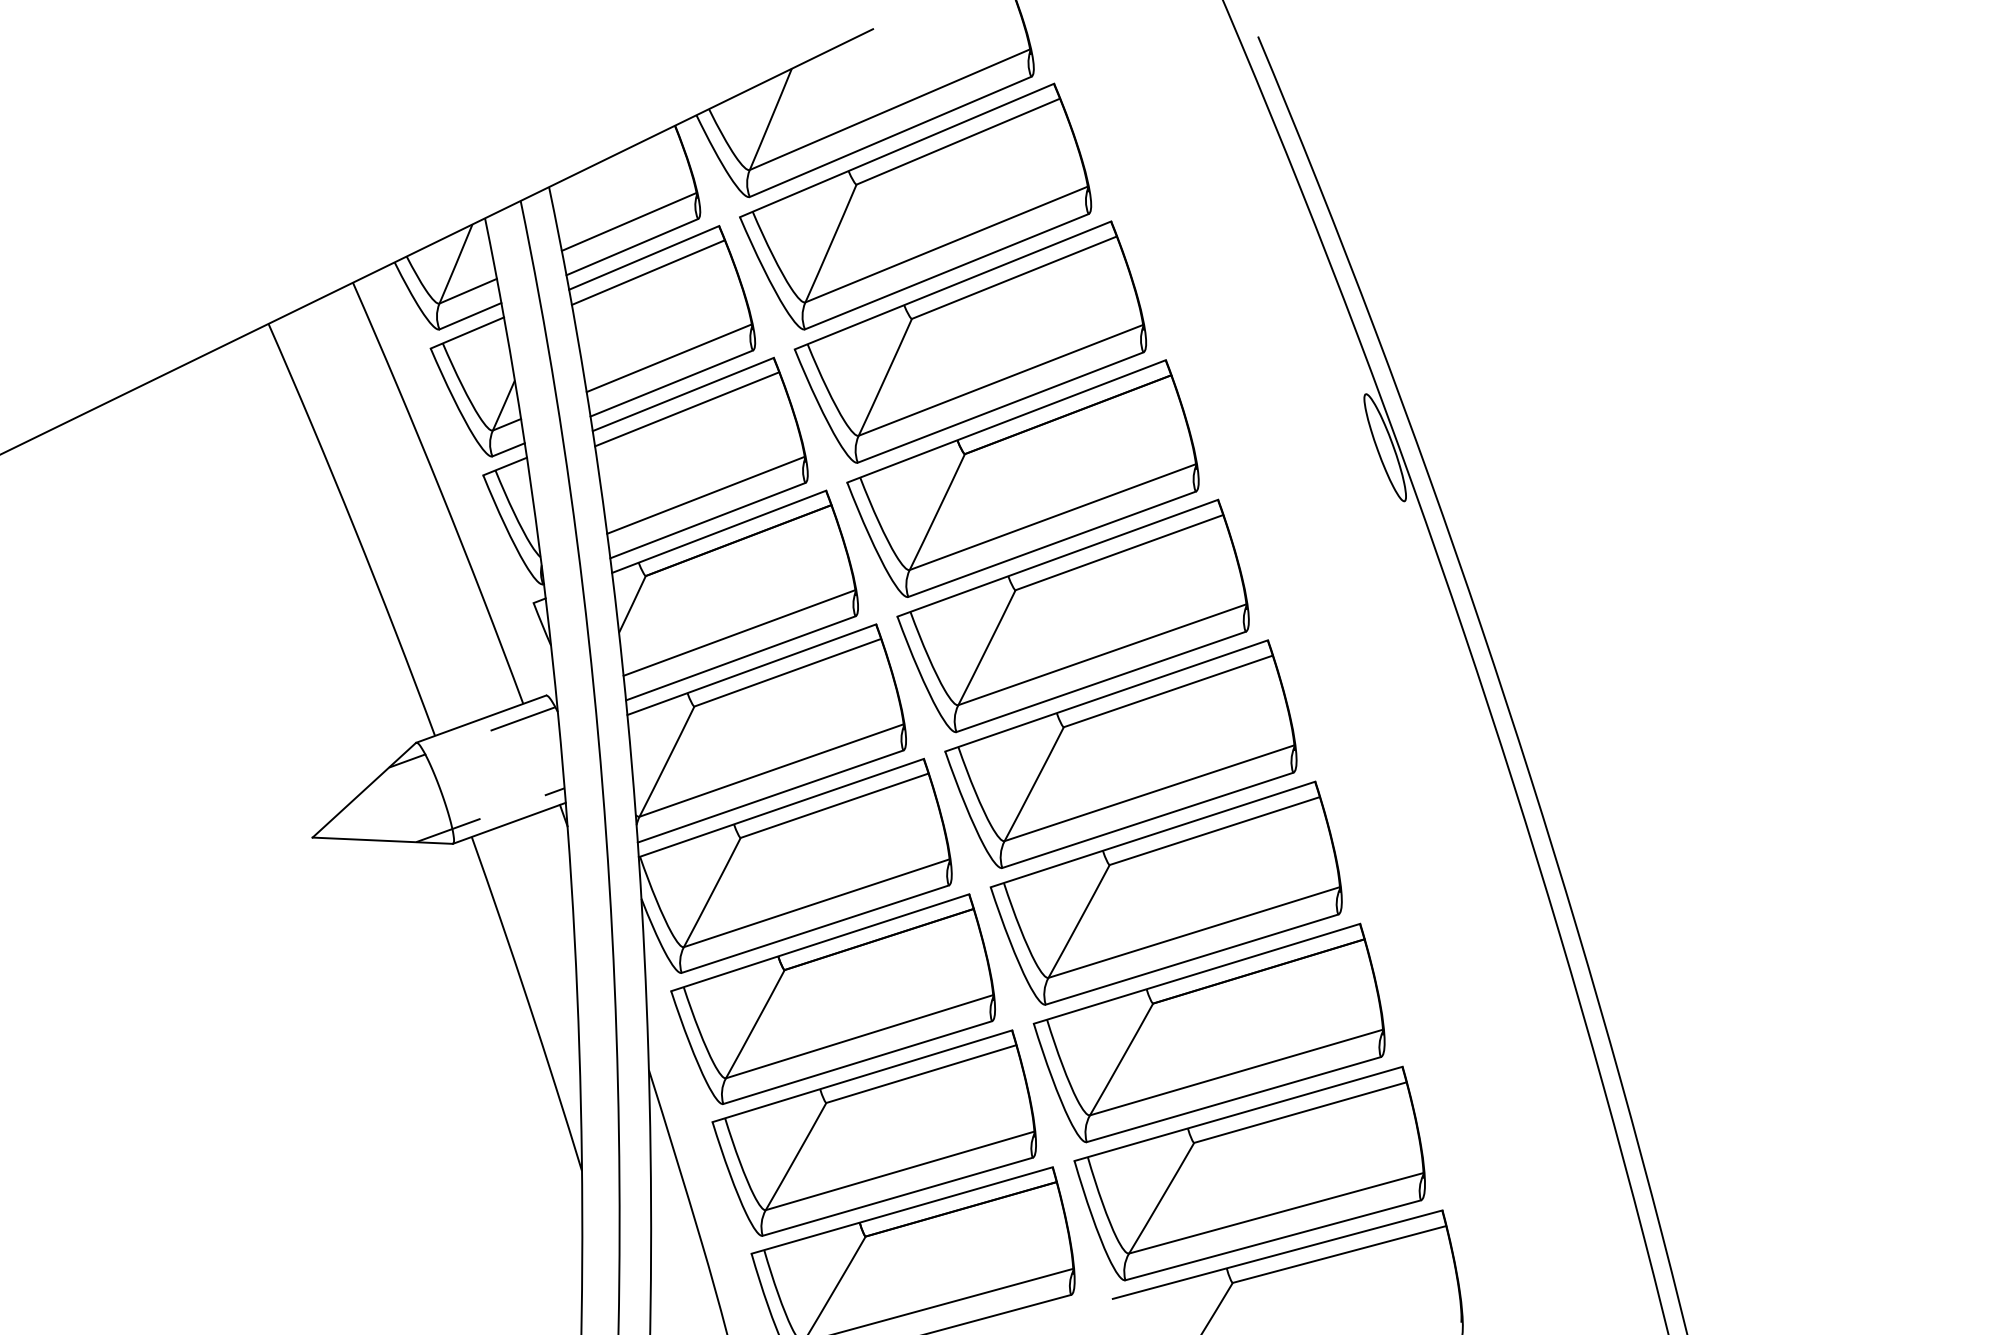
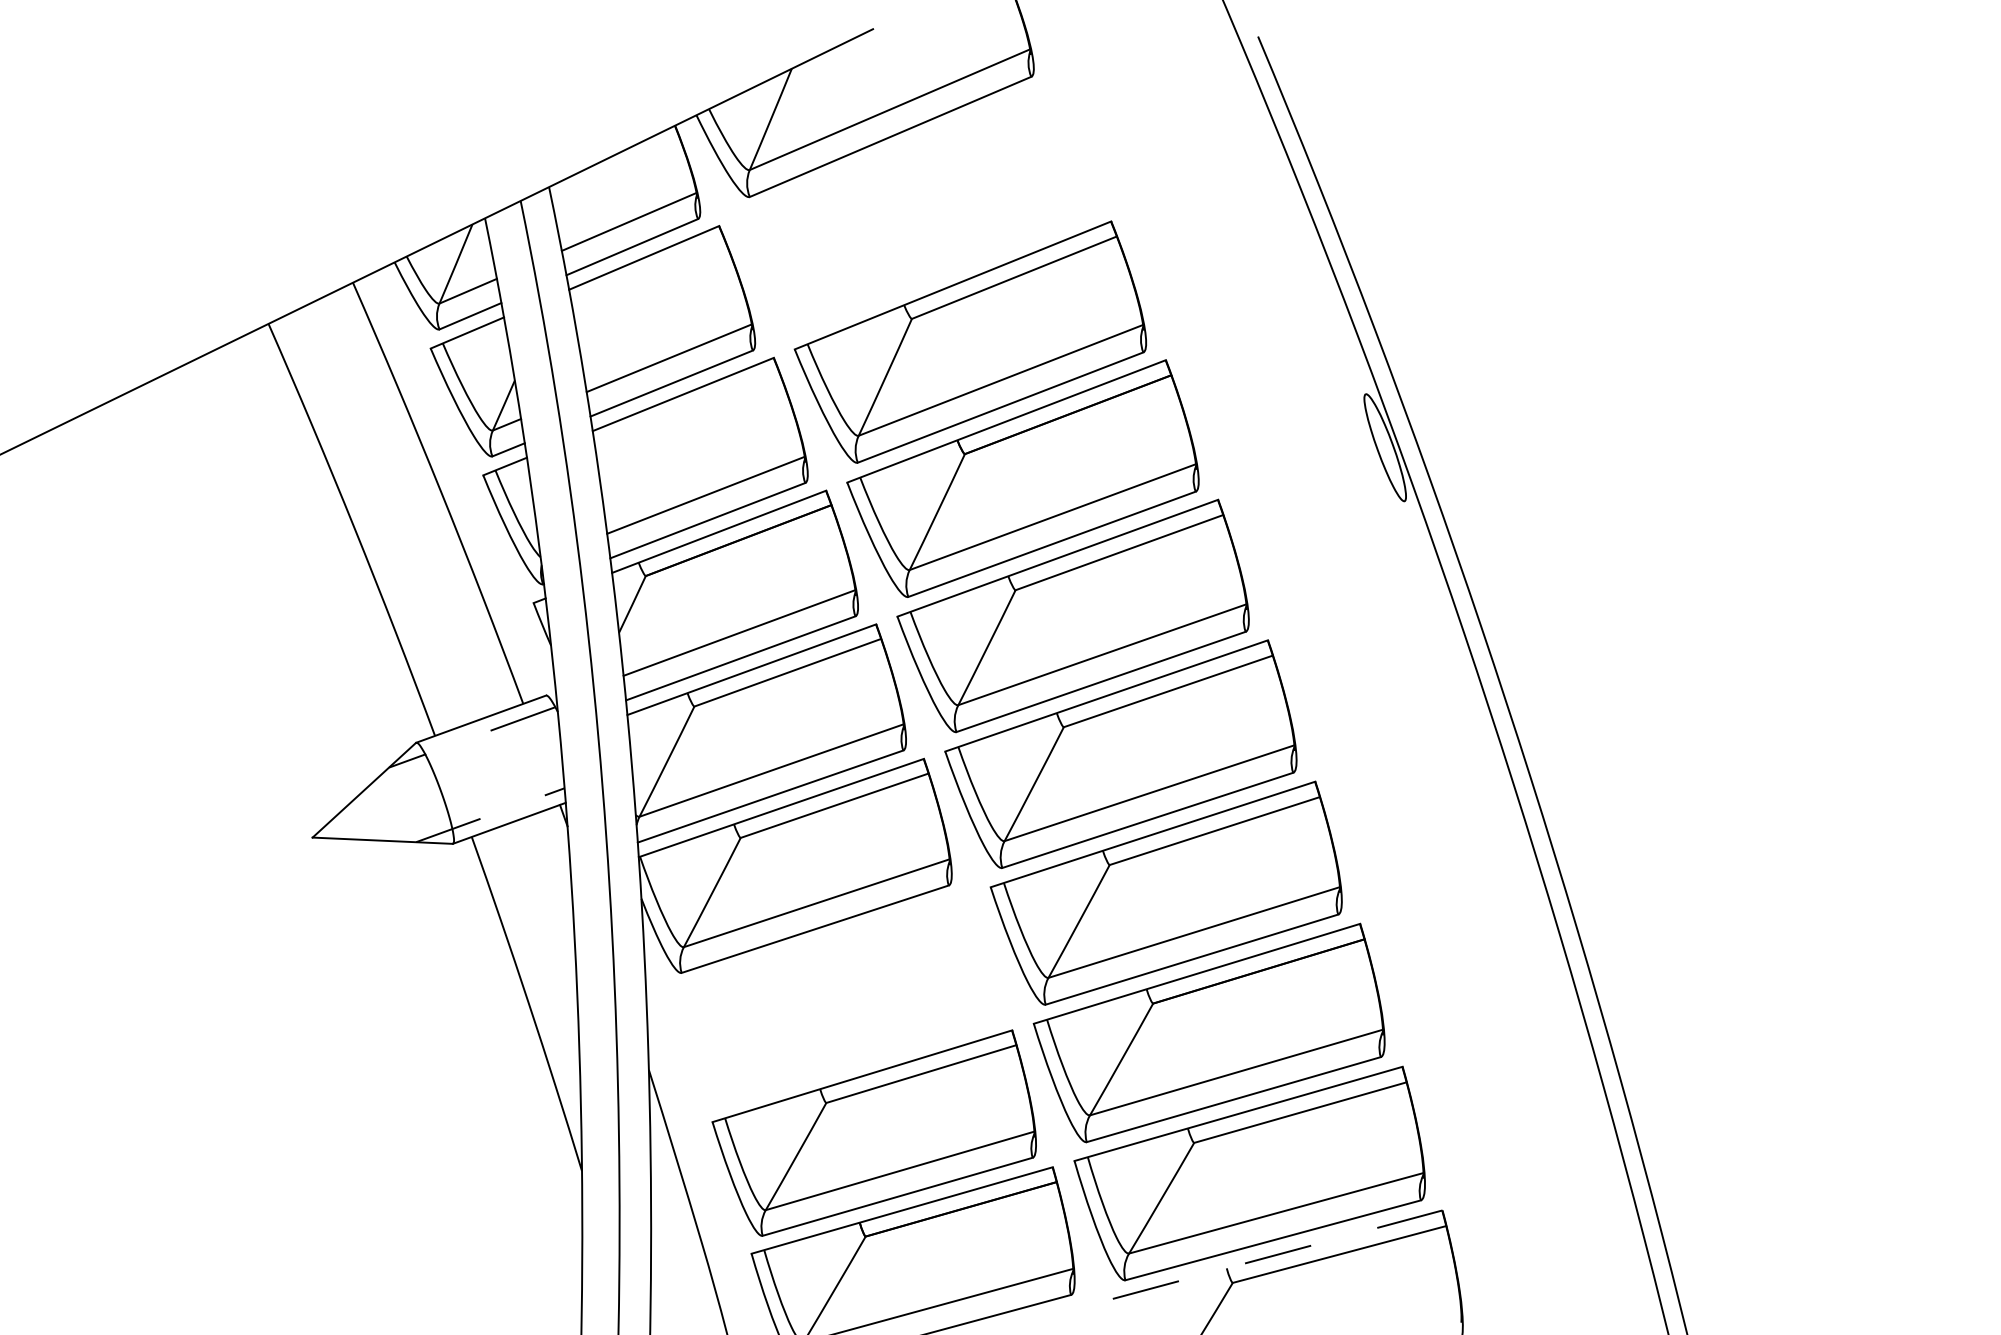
part: present -> none (915, 206)
line: present -> none (647, 272)
line: present -> none (687, 409)
part: present -> none (832, 999)
line: solid -> dashed (1277, 1254)
